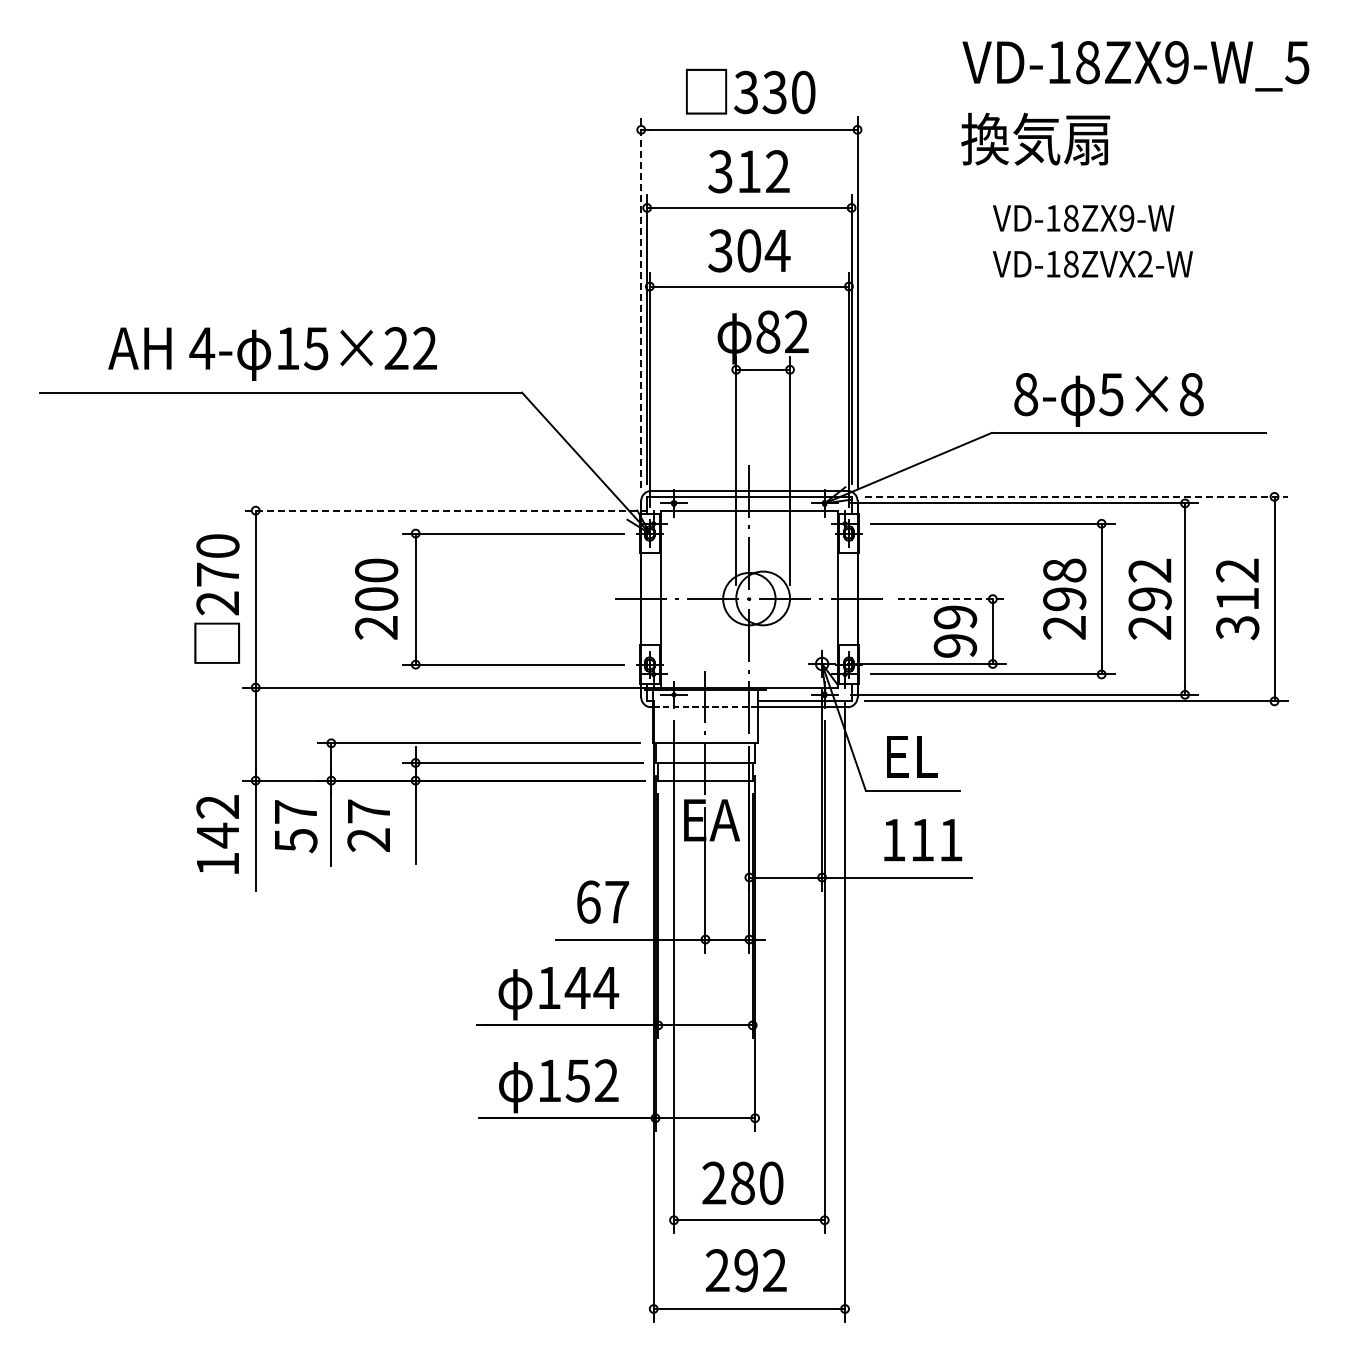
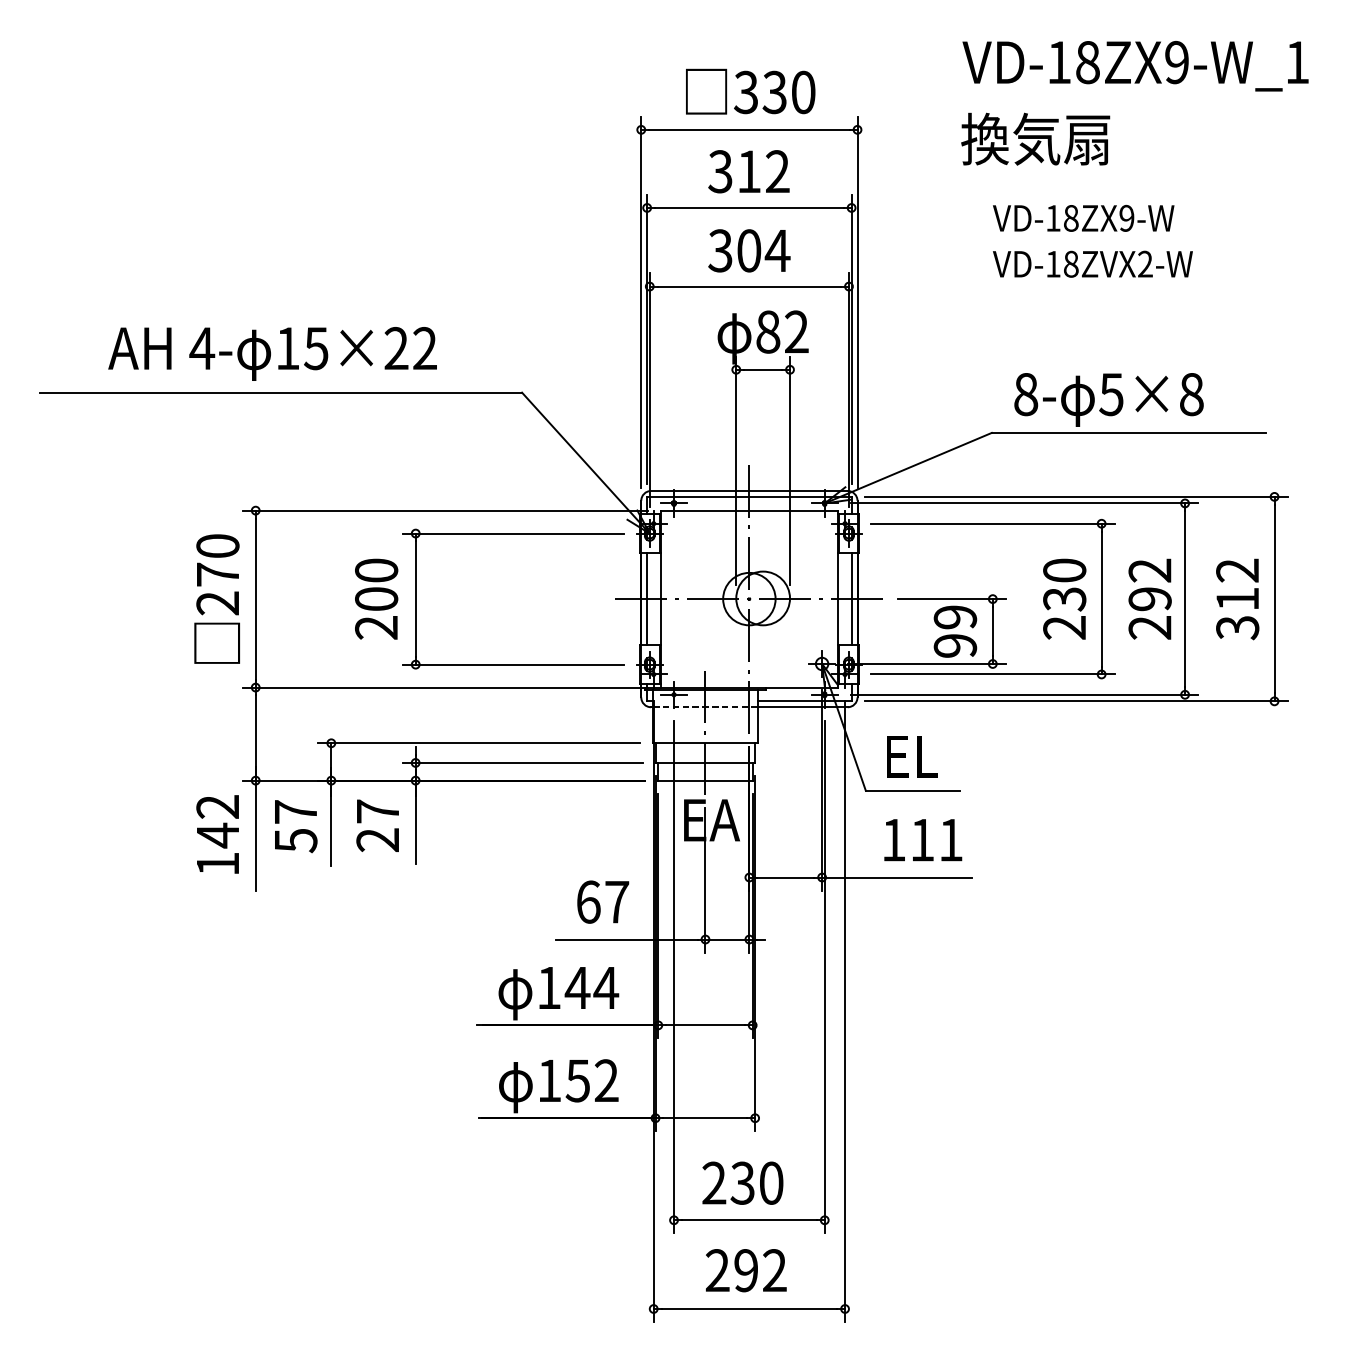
text: VD-18ZX9-W_5 -> VD-18ZX9-W_1 (1297, 62)
line: dashed -> solid (641, 301)
line: dashed -> solid (1076, 496)
line: dashed -> solid (445, 510)
text: 298 -> 230 (1064, 584)
line: none -> present (647, 598)
line: none -> present (851, 598)
line: dashed -> solid (952, 599)
text position: (368, 825) -> (377, 825) (377, 825)
text: 280 -> 230 (742, 1182)
